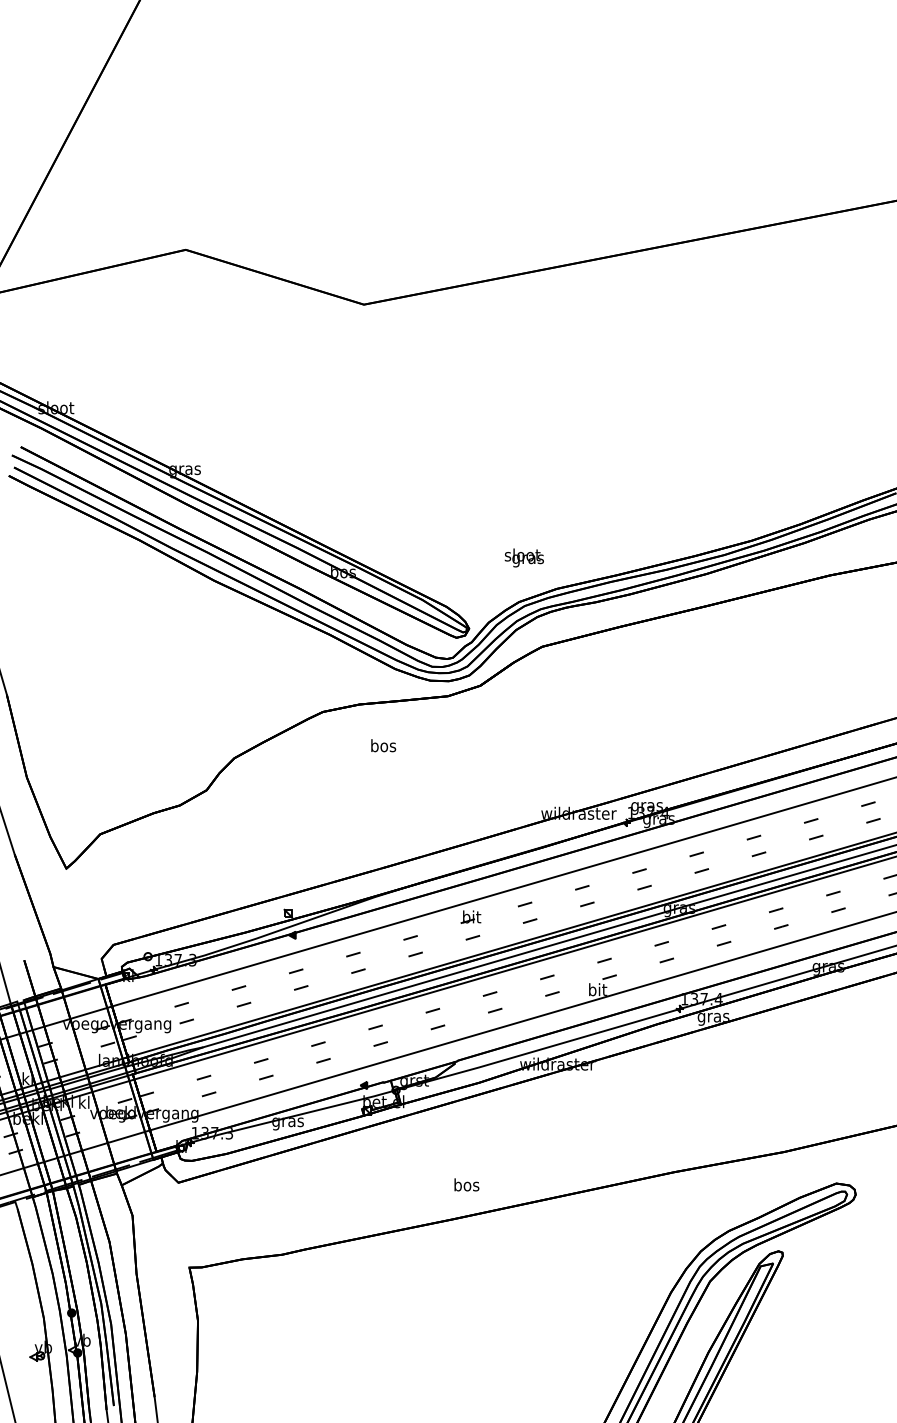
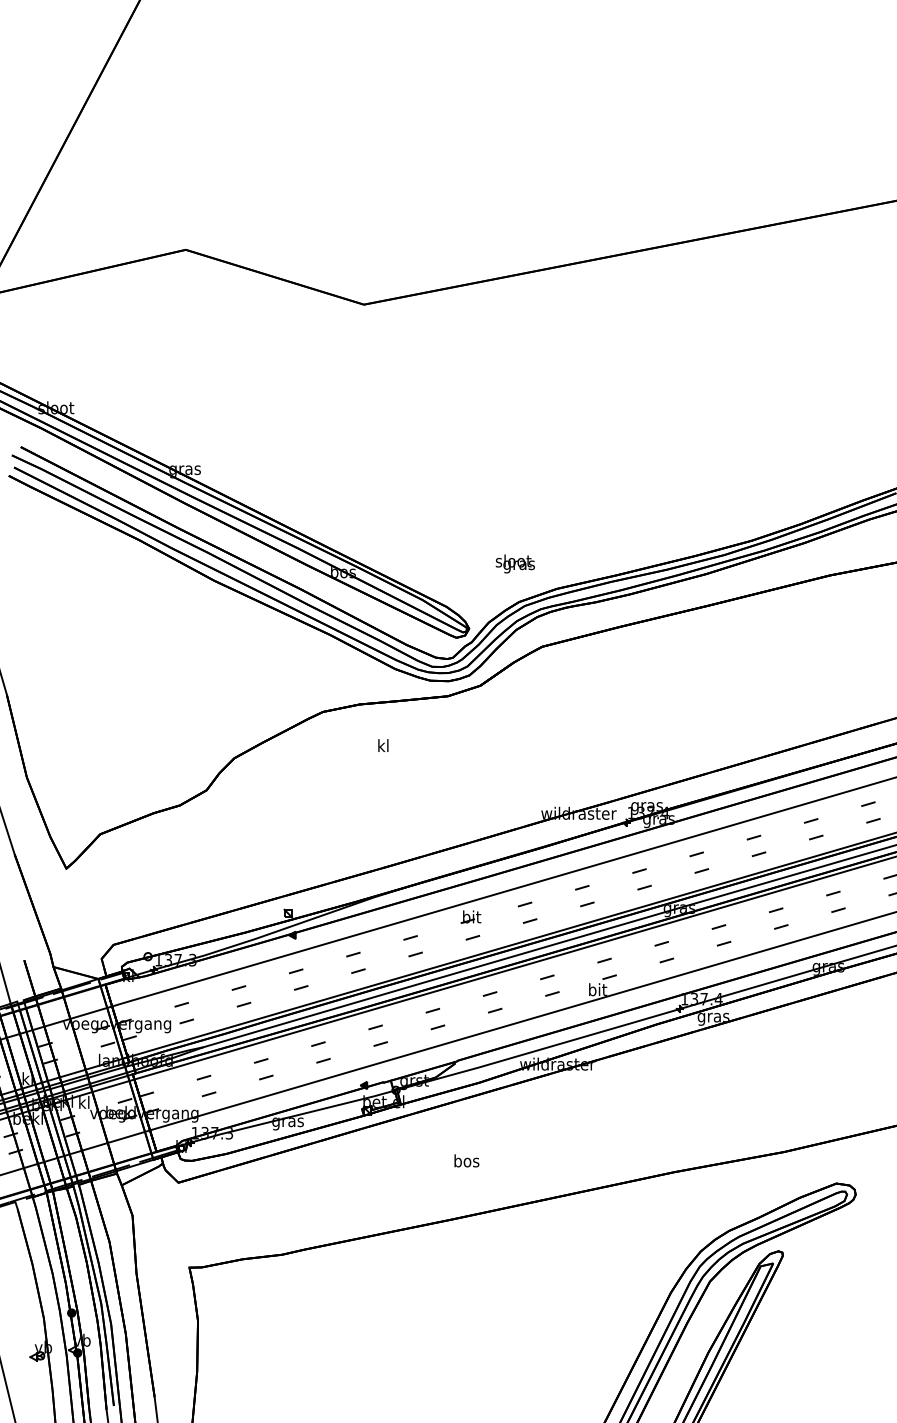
text position: (523, 557) -> (514, 563) (514, 563)
text: bos -> kl (383, 745)
text position: (466, 1184) -> (466, 1160) (466, 1160)
